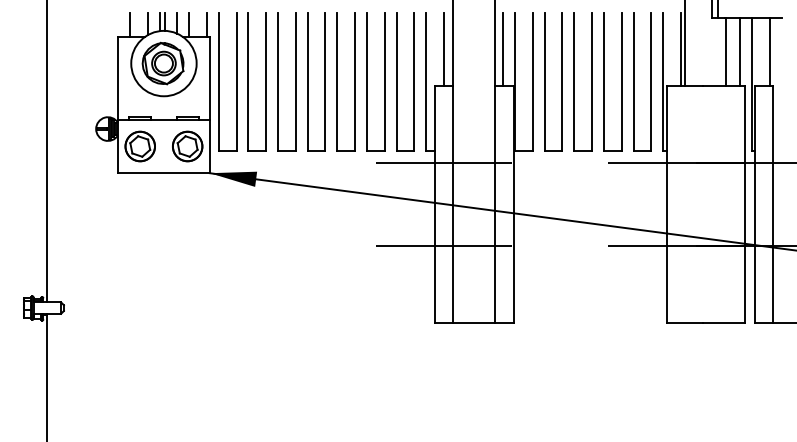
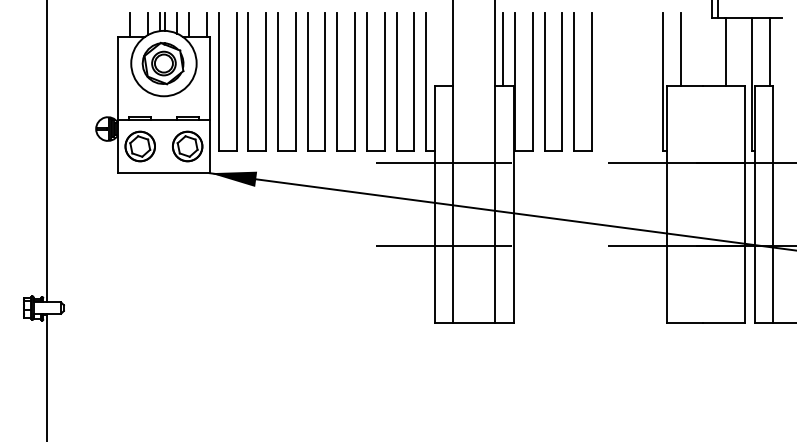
line: present -> none (684, 44)
line: present -> none (443, 49)
line: present -> none (740, 51)
part: present -> none (604, 81)
part: present -> none (634, 81)
